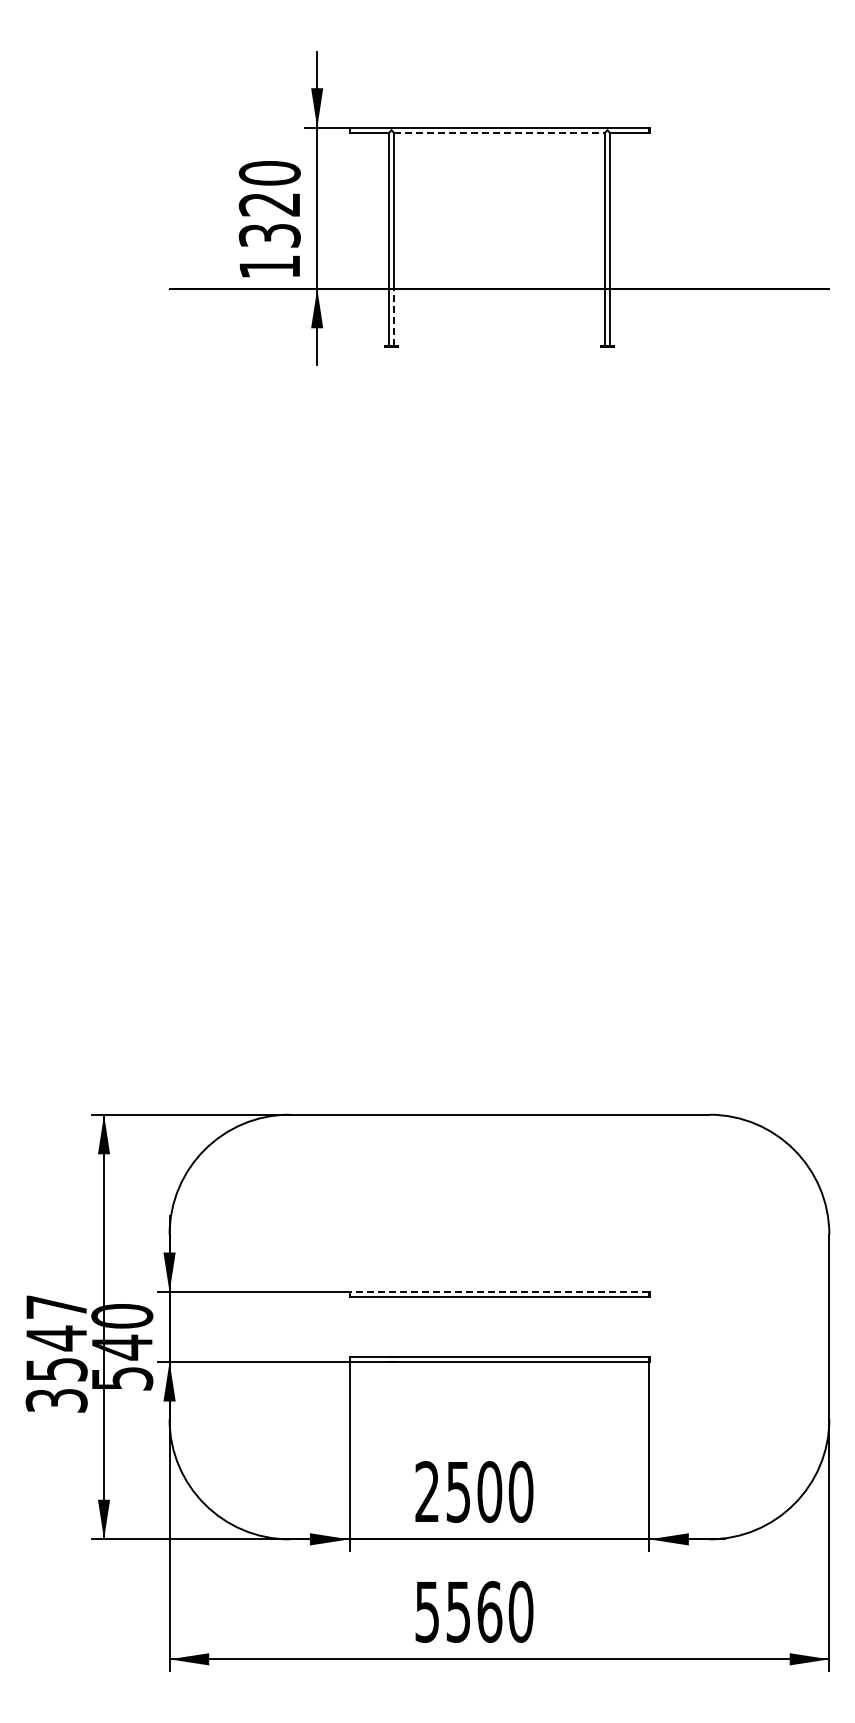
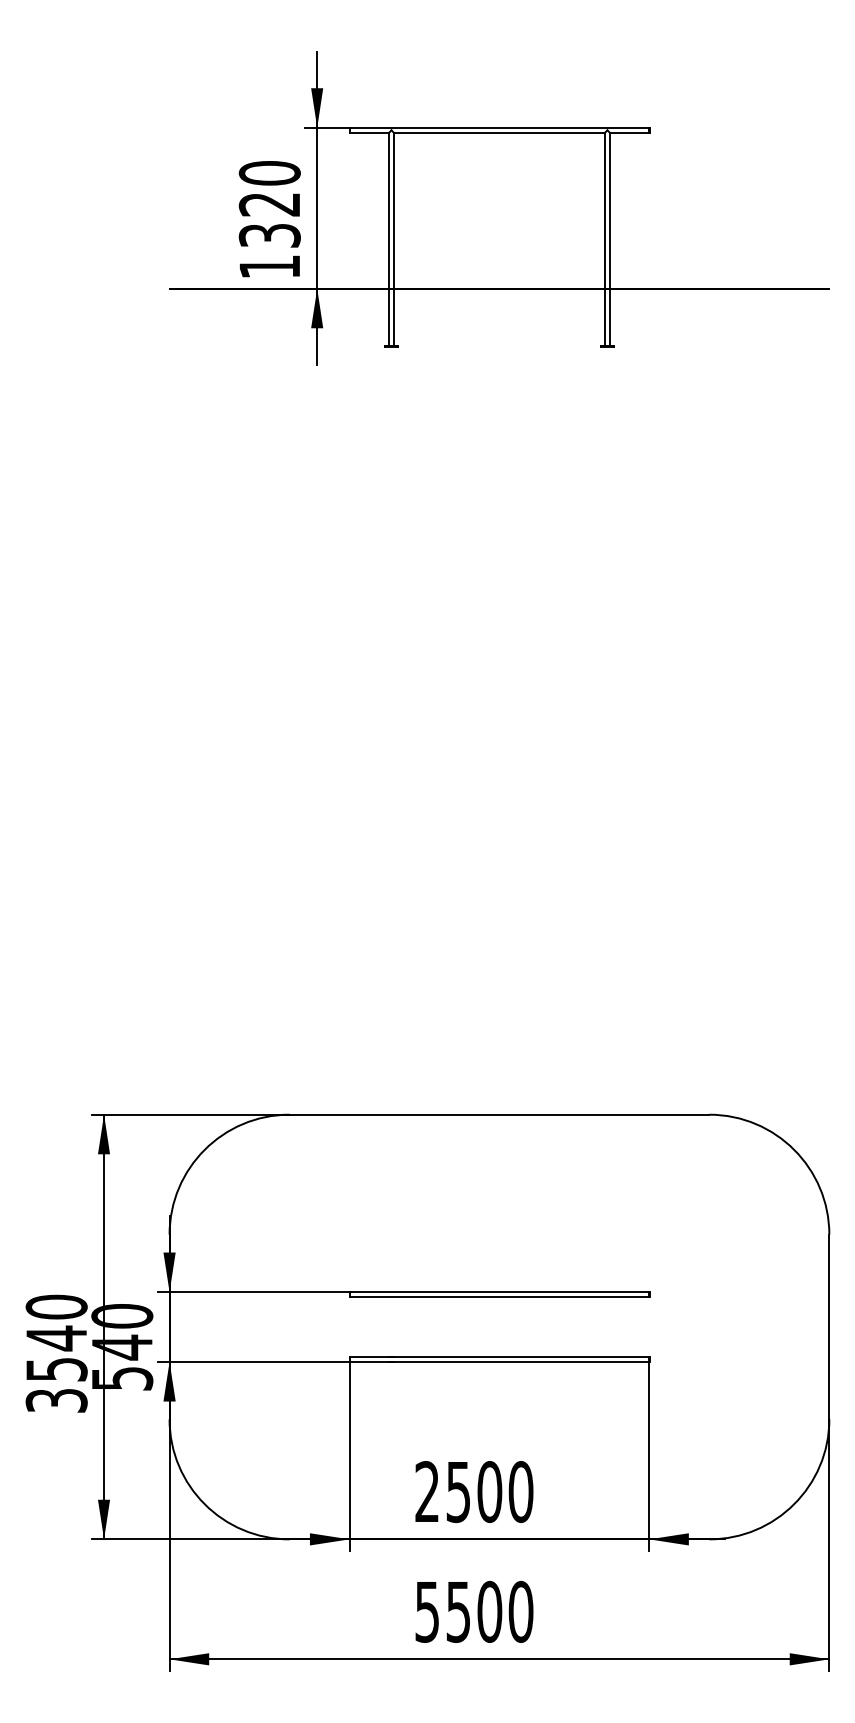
line: dashed -> solid (499, 132)
line: dashed -> solid (394, 317)
line: dashed -> solid (499, 1292)
text: 3547 -> 3540 (56, 1306)
text: 5560 -> 5500 (489, 1611)
